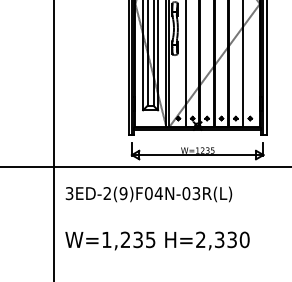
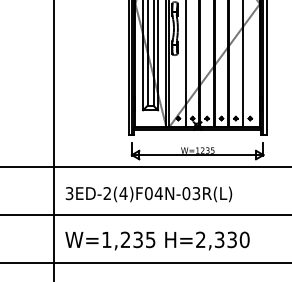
text: 3ED-2(9)F04N-03R(L) -> 3ED-2(4)F04N-03R(L) (123, 193)
line: none -> present (145, 214)
line: none -> present (145, 262)
